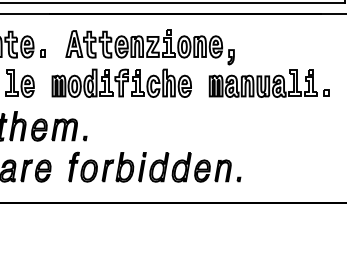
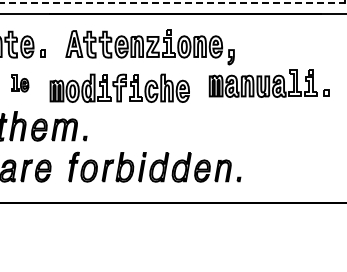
line: solid -> dashed (172, 2)
part position: (121, 82) -> (119, 87) (119, 87)
part size: 30x29 px -> 19x19 px (20, 83)
